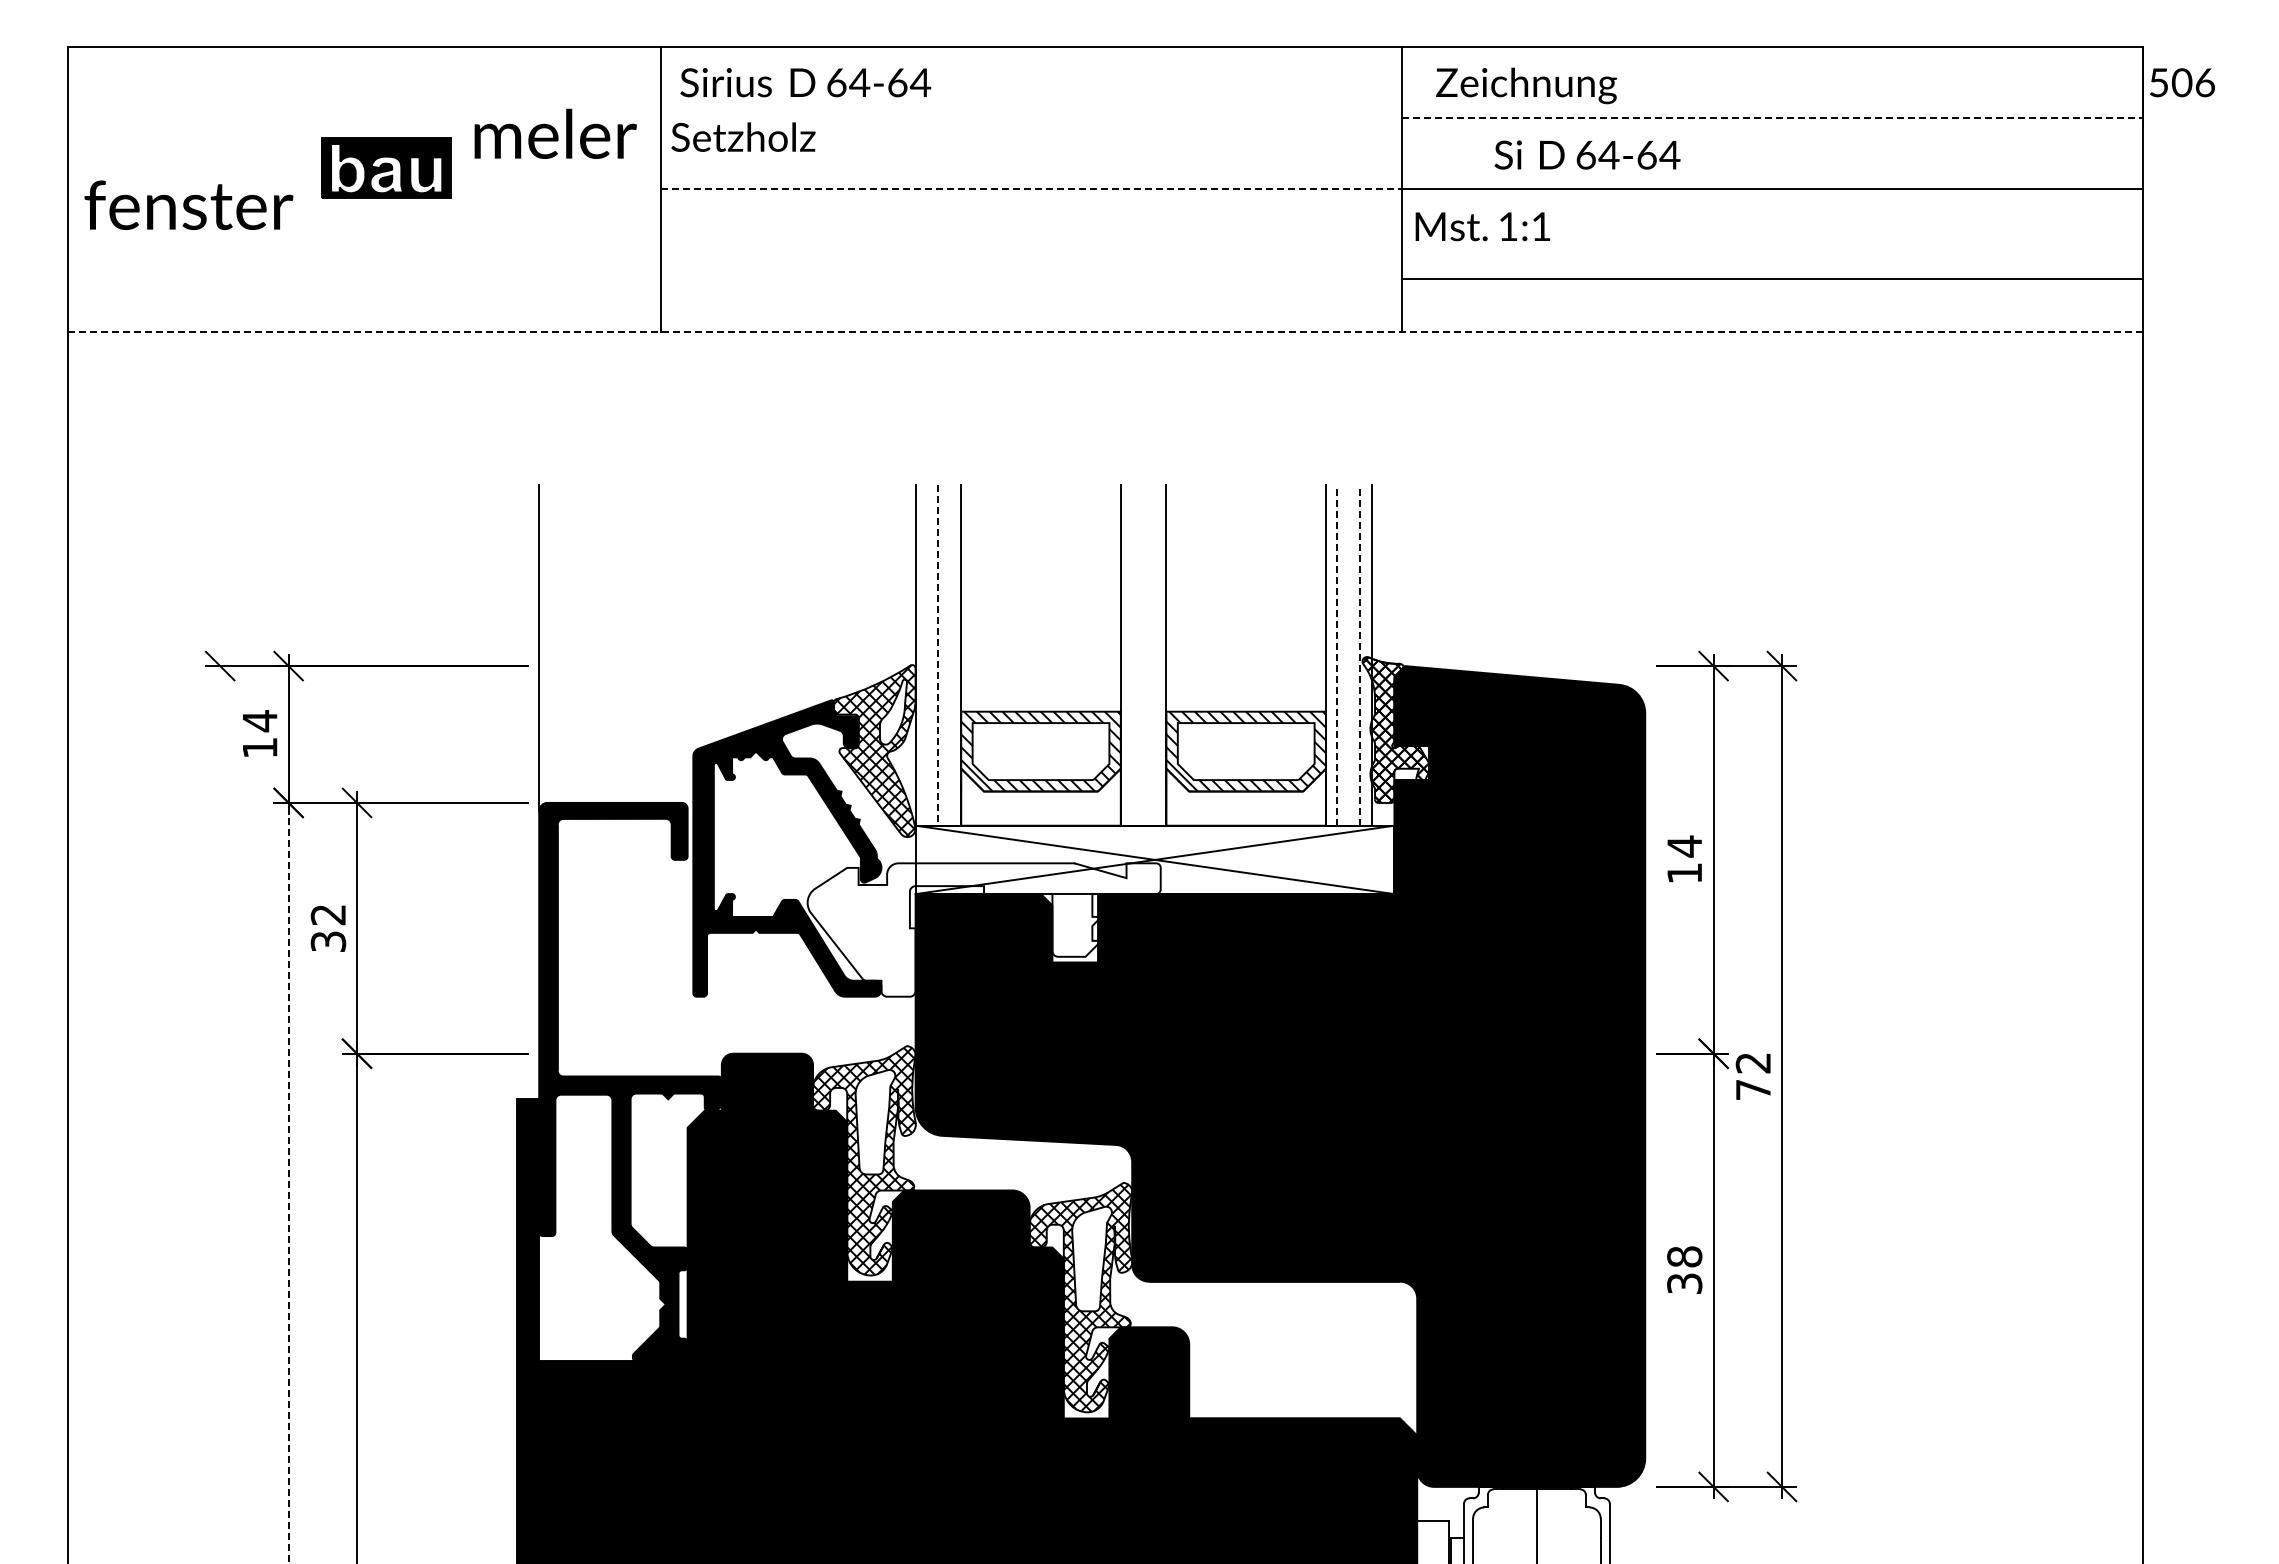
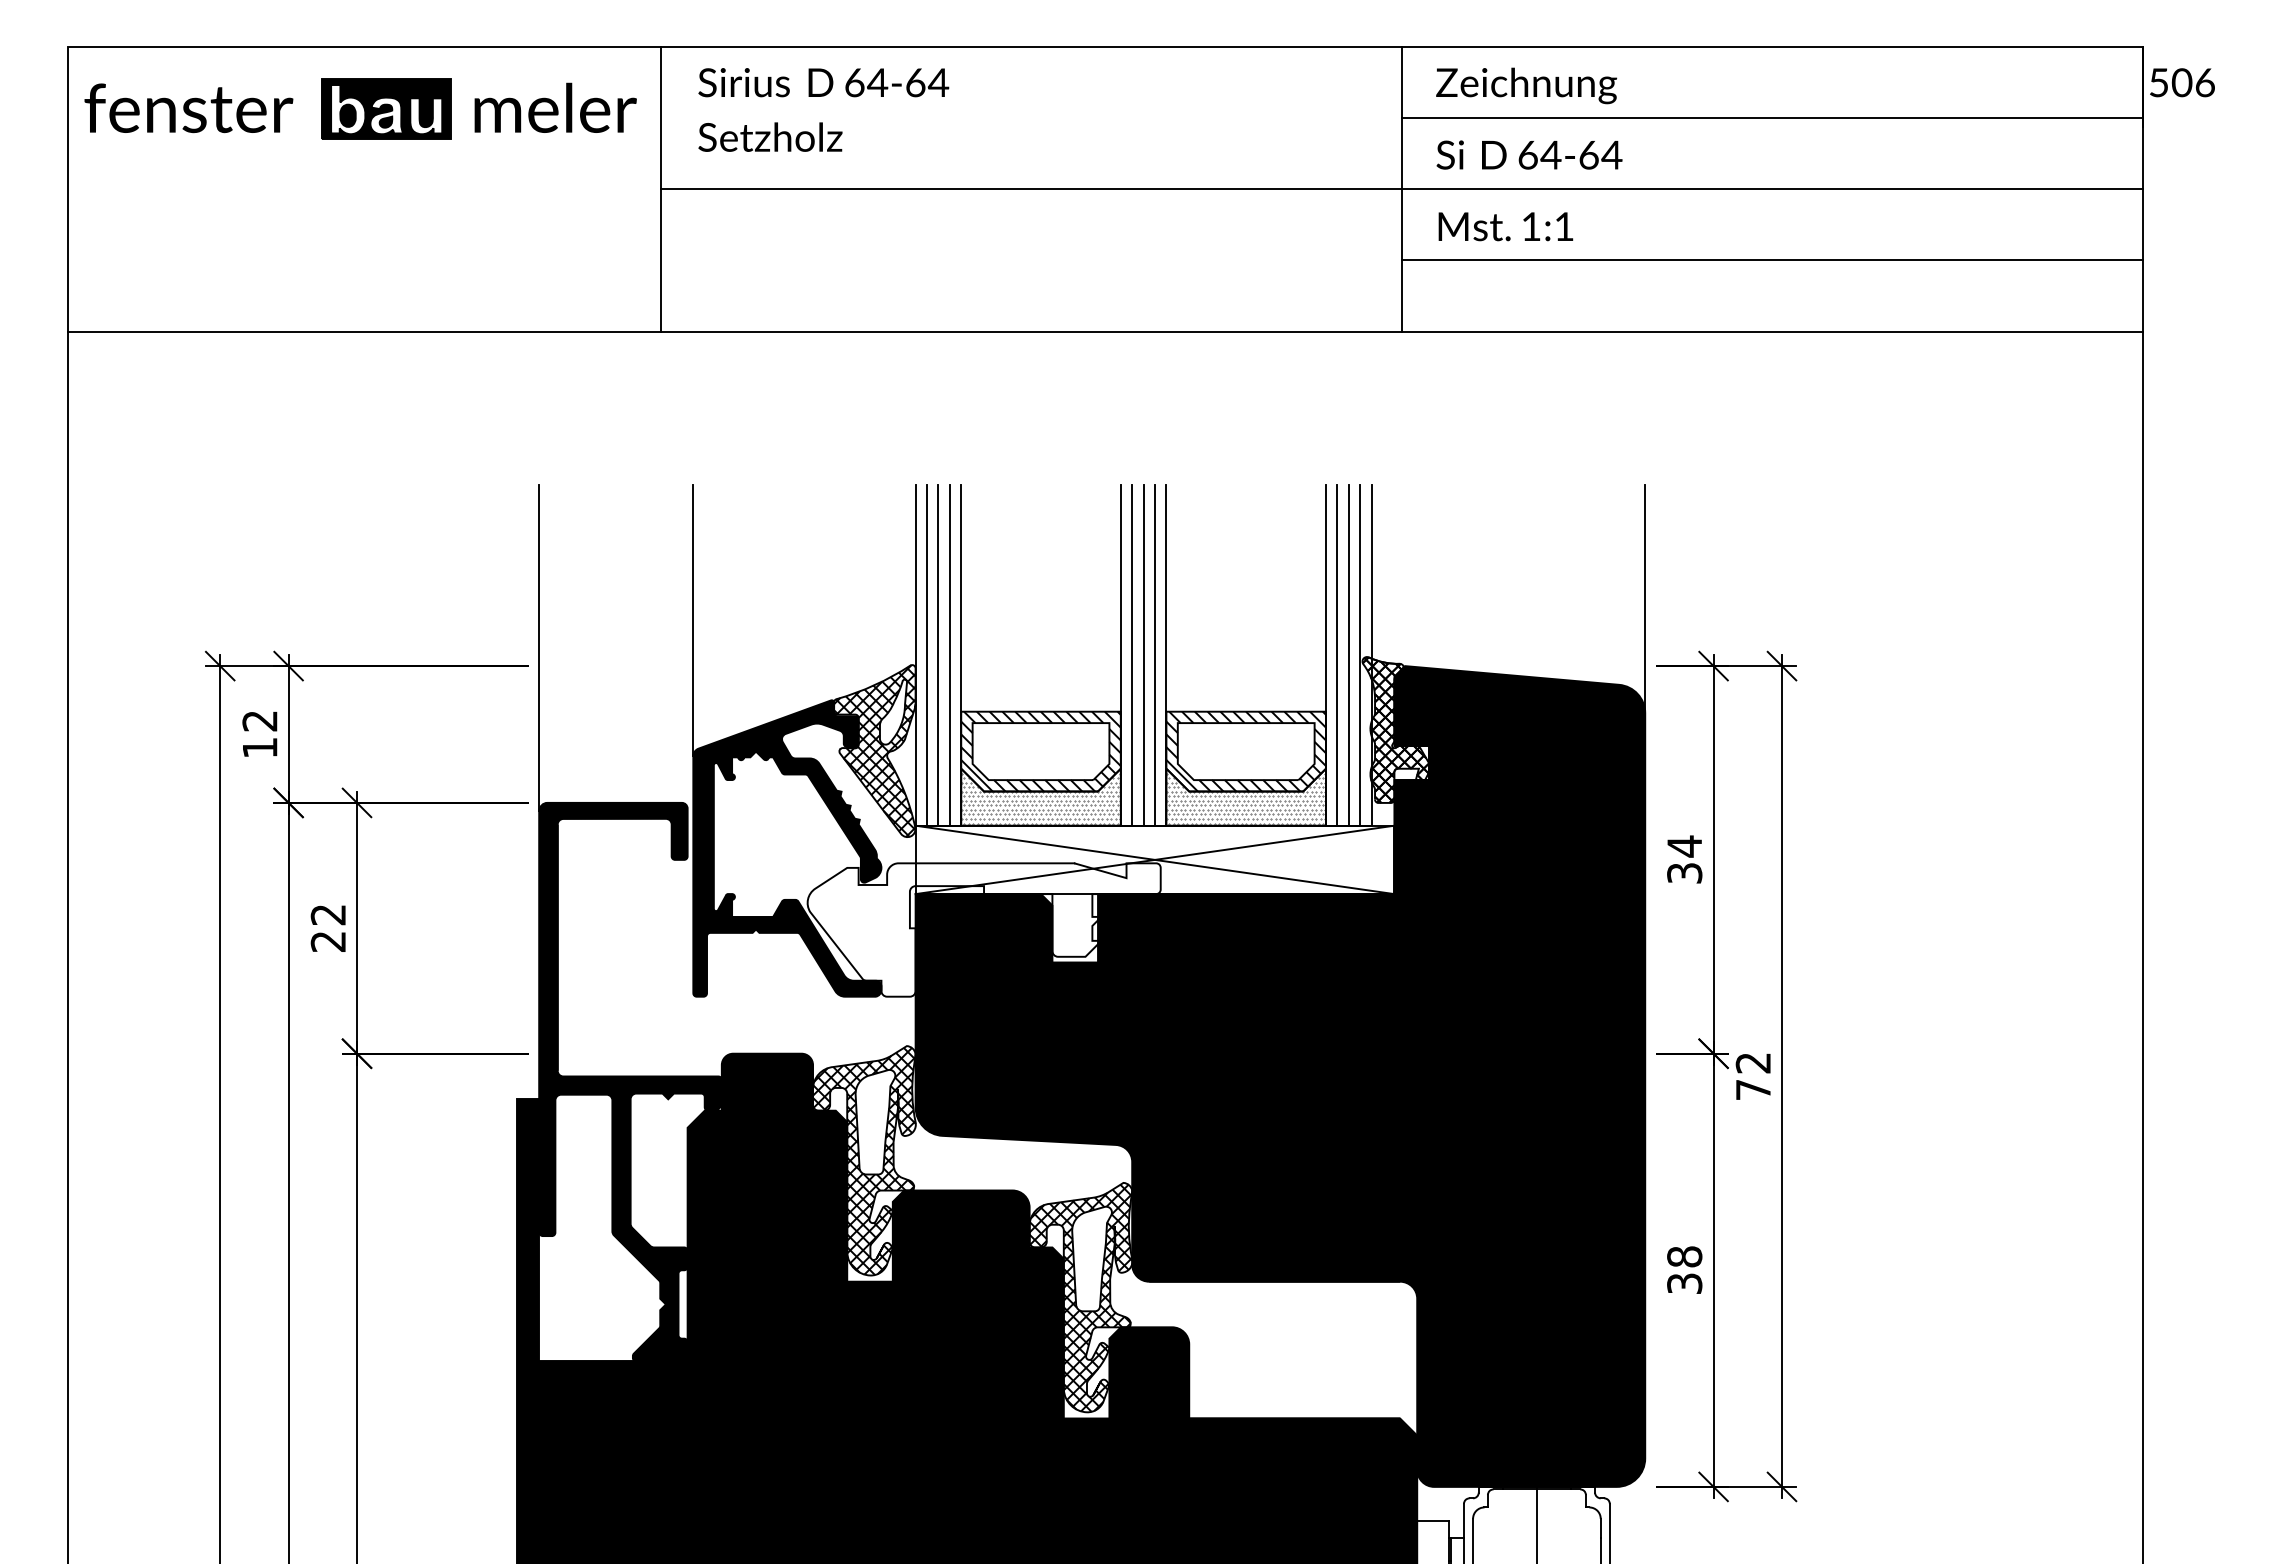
text position: (805, 82) -> (823, 82) (823, 82)
line: dashed -> solid (1773, 117)
text position: (555, 133) -> (555, 107) (555, 107)
text position: (743, 136) -> (770, 136) (770, 136)
text position: (1587, 154) -> (1529, 154) (1529, 154)
part position: (386, 167) -> (386, 108) (386, 108)
line: dashed -> solid (1031, 189)
text position: (188, 205) -> (188, 108) (188, 108)
text position: (1482, 226) -> (1505, 226) (1505, 226)
line position: (1772, 279) -> (1772, 260) (1772, 260)
line: dashed -> solid (1106, 331)
line: none -> present (1645, 604)
line: none -> present (693, 620)
line: none -> present (927, 654)
line: none -> present (949, 654)
line: none -> present (1132, 654)
line: none -> present (1143, 654)
line: none -> present (1155, 654)
line: dashed -> solid (1337, 654)
line: none -> present (1348, 654)
line: dashed -> solid (1360, 654)
line: dashed -> solid (938, 655)
text: 14 -> 12 (259, 721)
hatch: none -> present (1040, 798)
hatch: none -> present (1246, 798)
text: 14 -> 34 (1684, 873)
text: 32 -> 22 (328, 941)
line: none -> present (220, 1107)
line: dashed -> solid (288, 1177)
